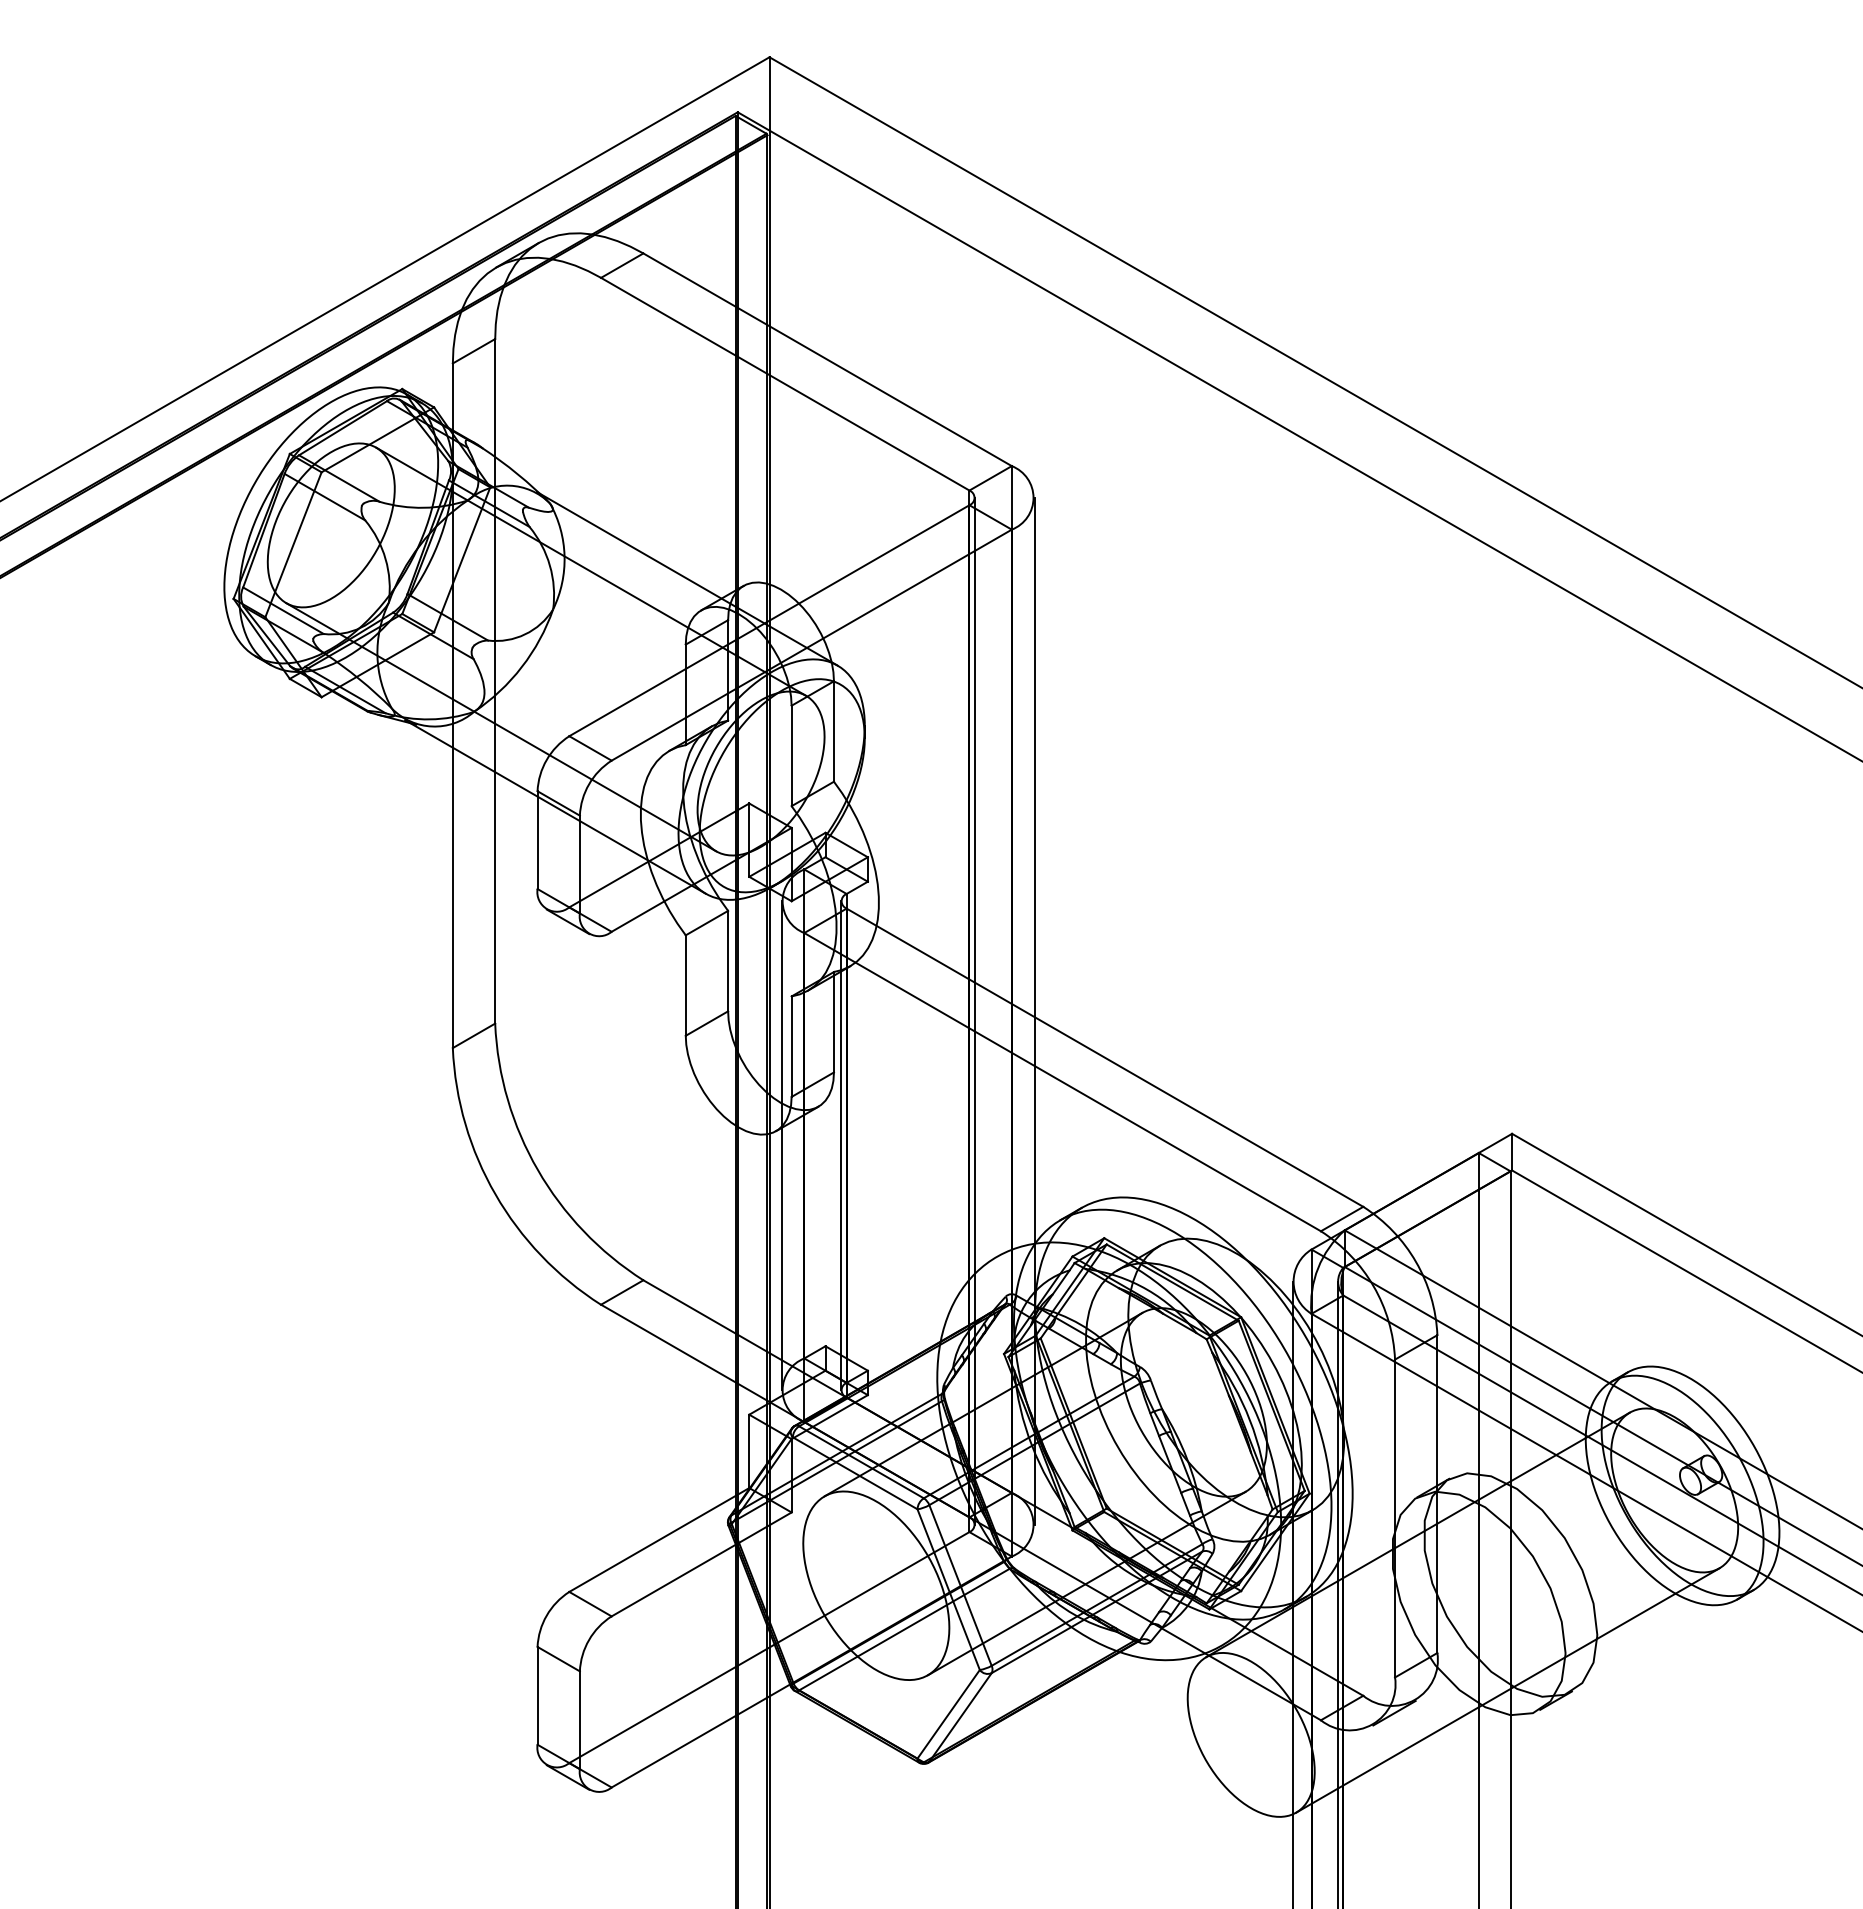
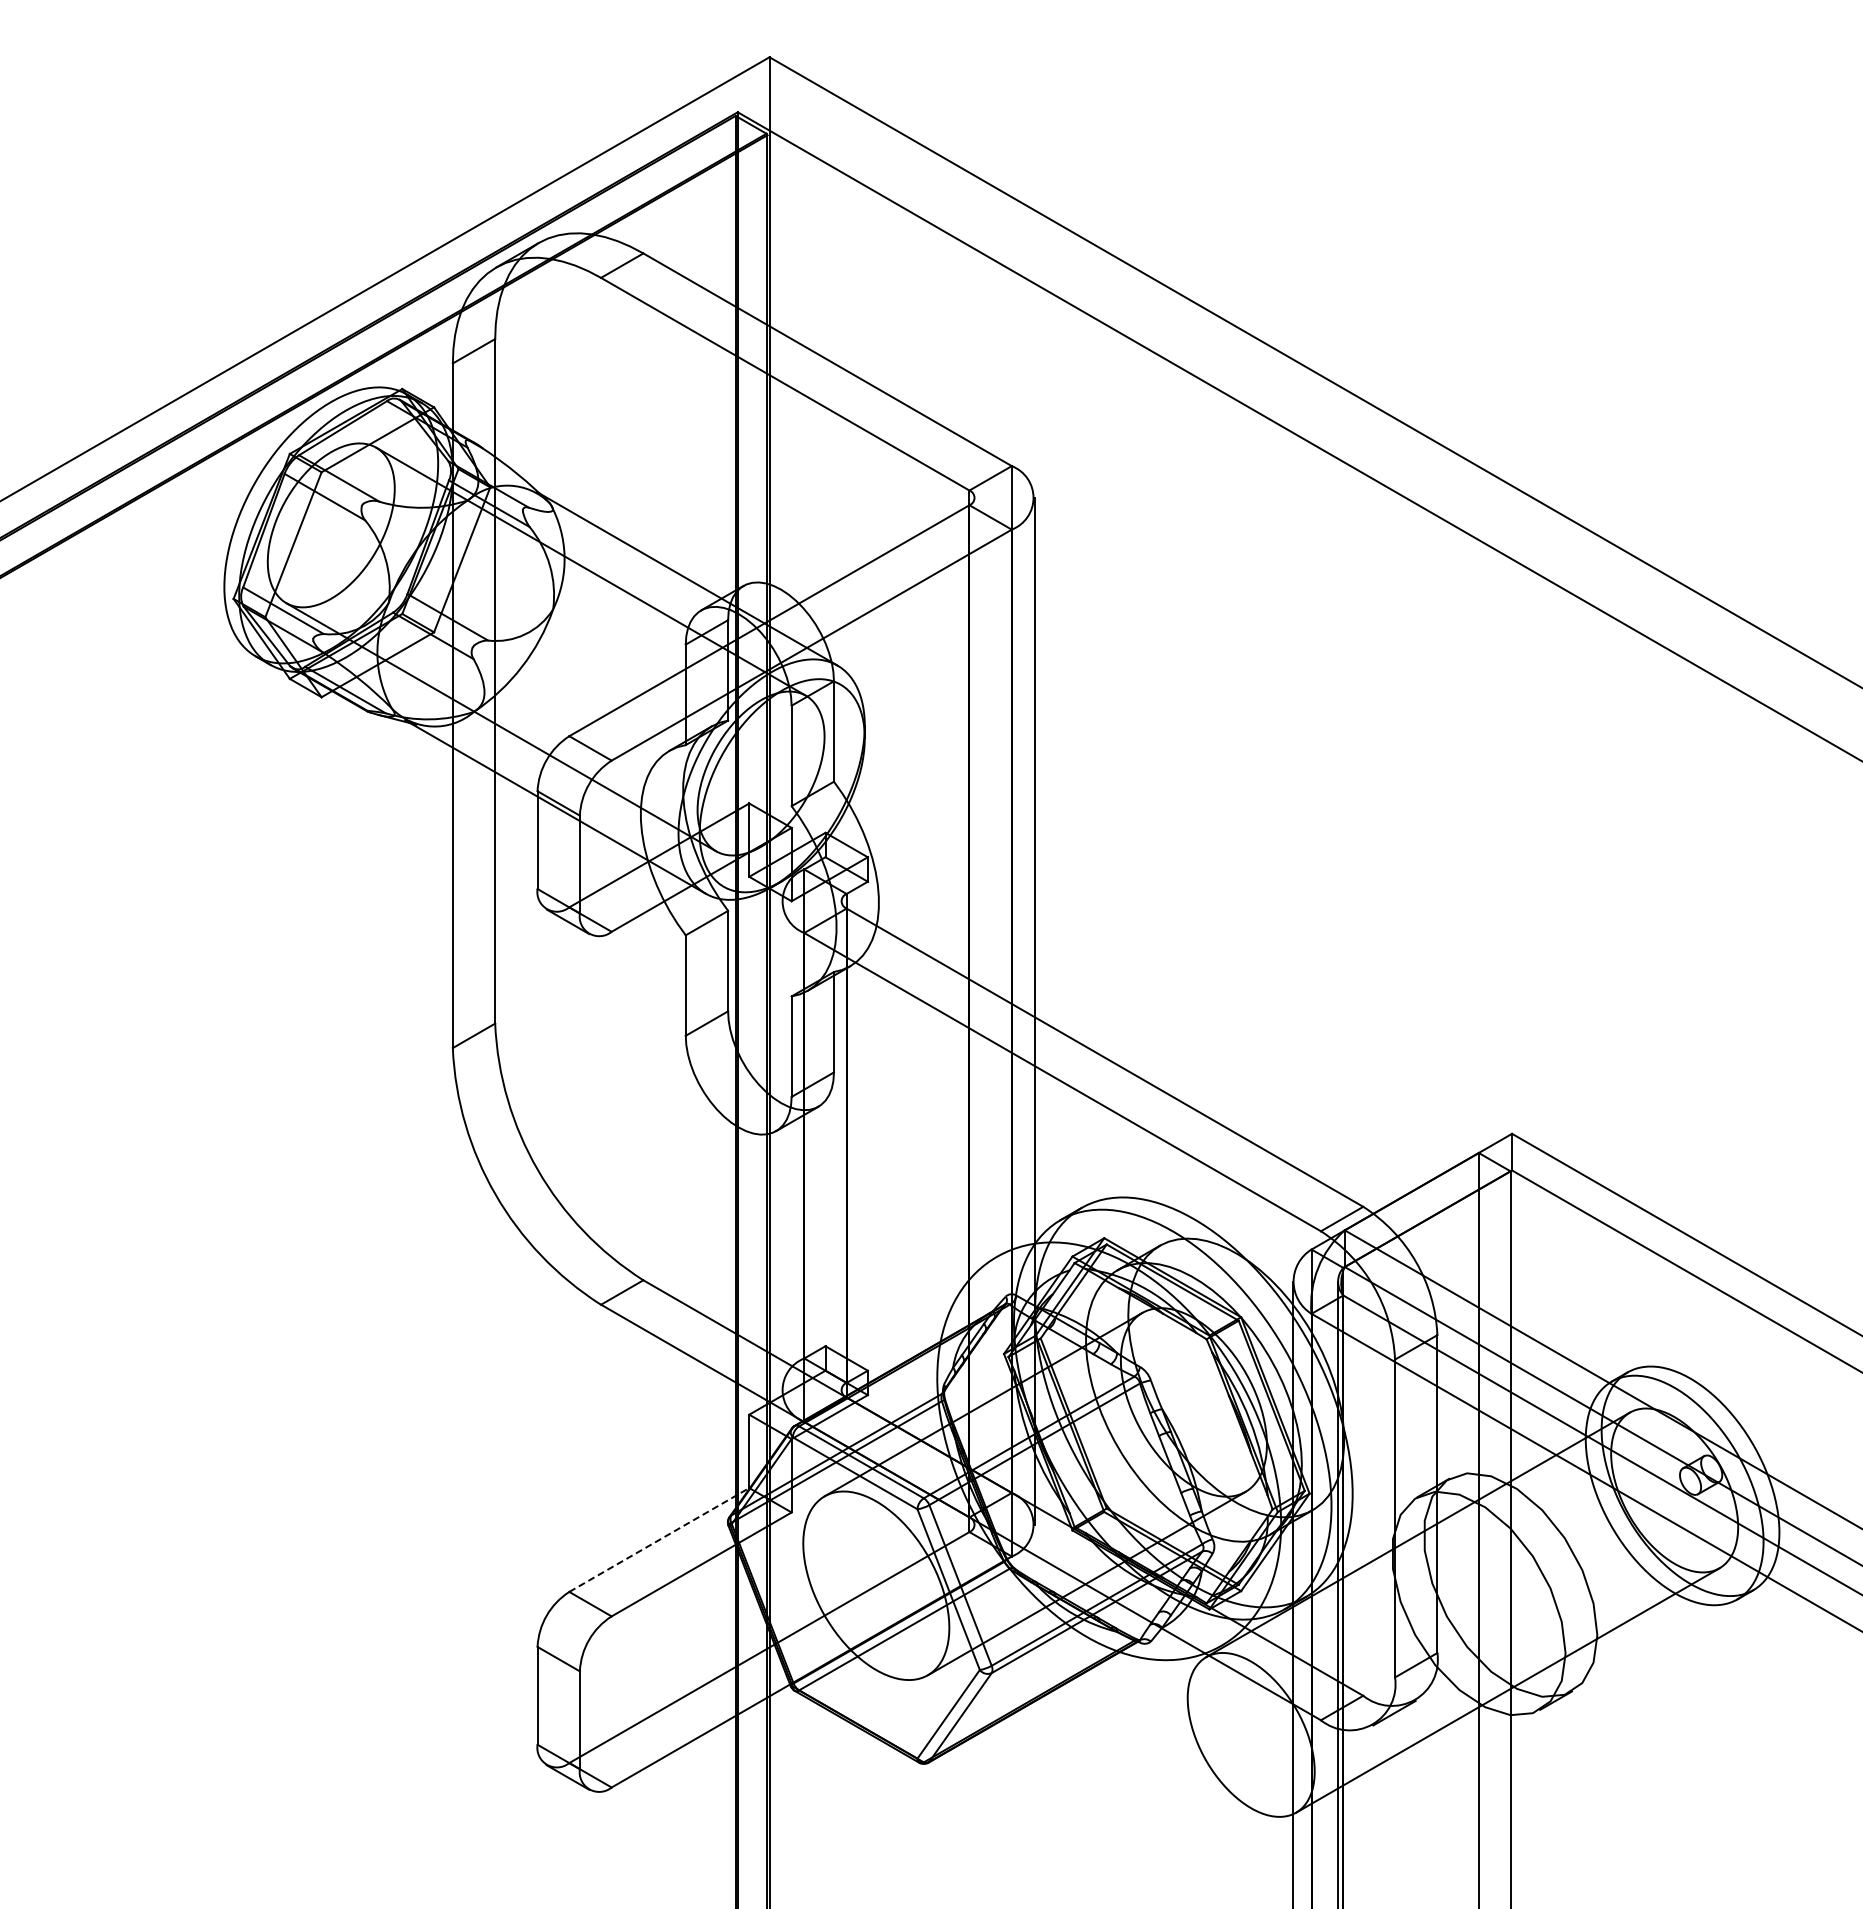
line: present -> none (974, 1010)
line: present -> none (781, 1145)
line: present -> none (841, 1145)
line: solid -> dashed (659, 1539)
